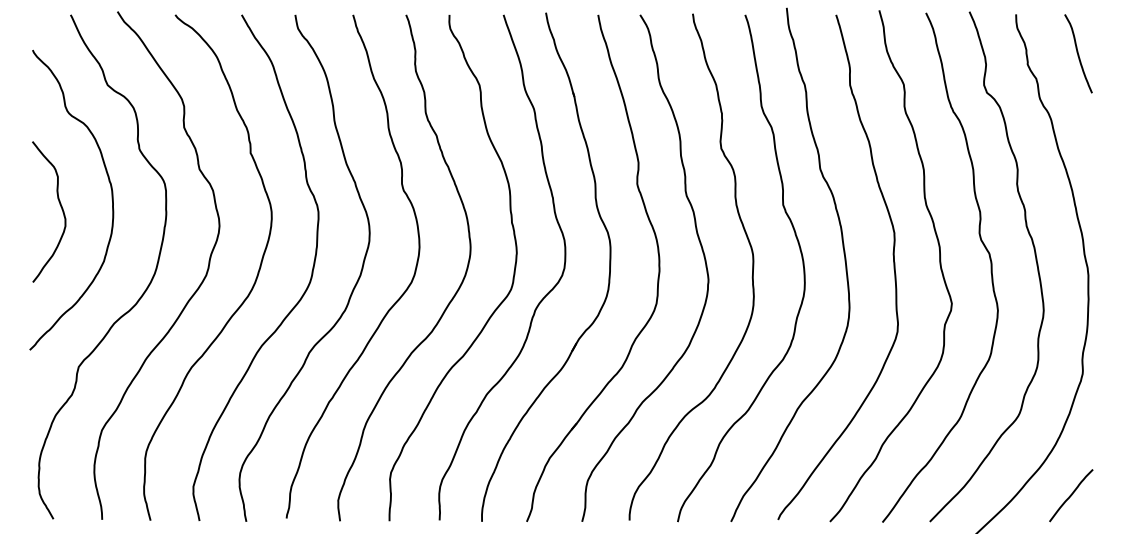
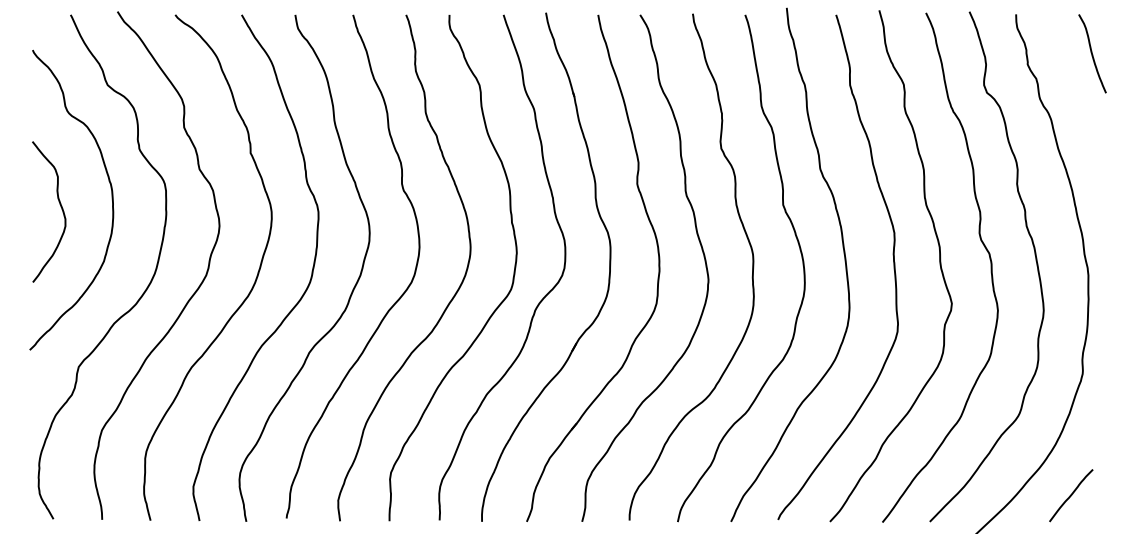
curve position: (1078, 53) -> (1092, 53) (1092, 53)
